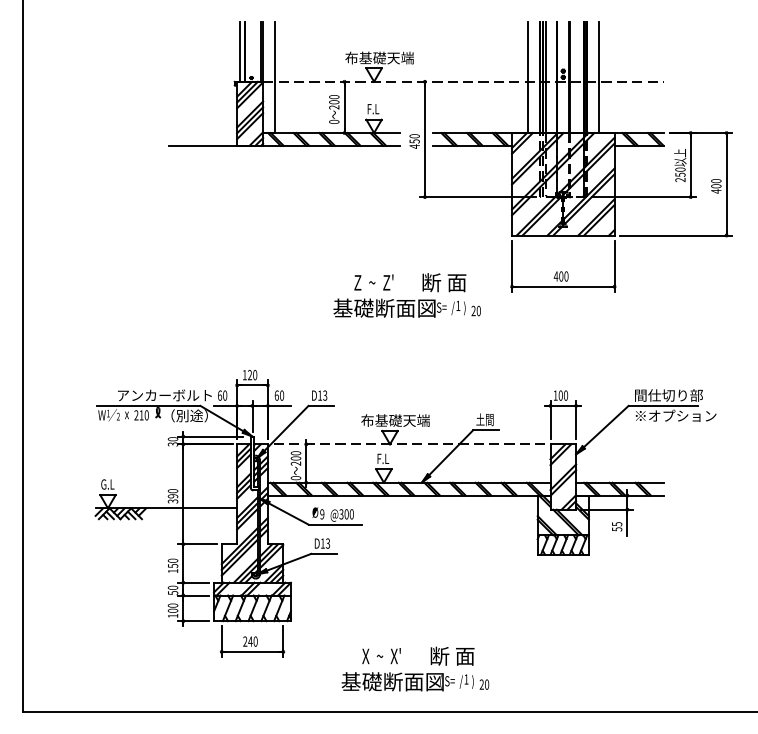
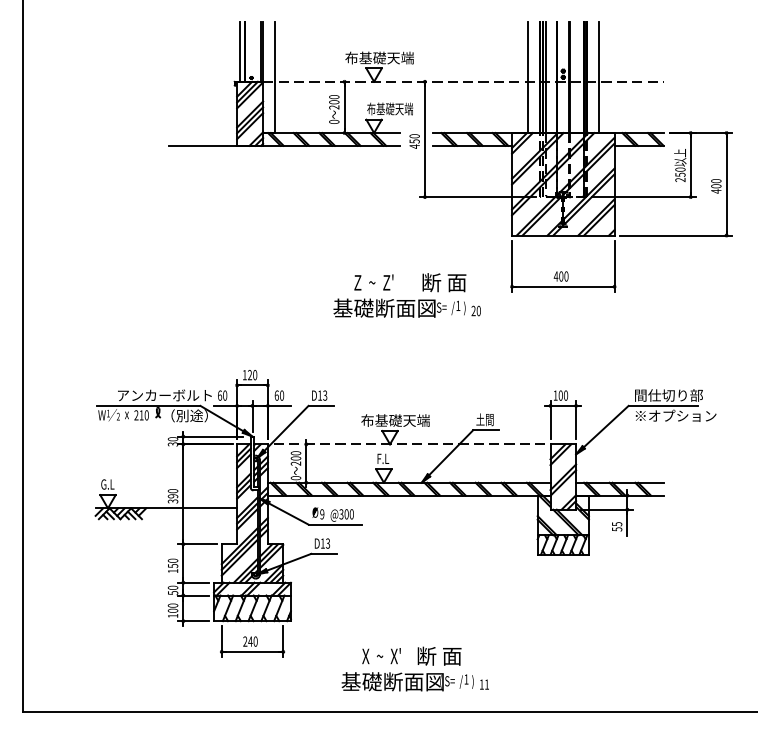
text: F.L -> 布基礎天端 (390, 108)
text position: (452, 655) -> (439, 655) (439, 655)
text: 20 -> 11 (484, 684)
